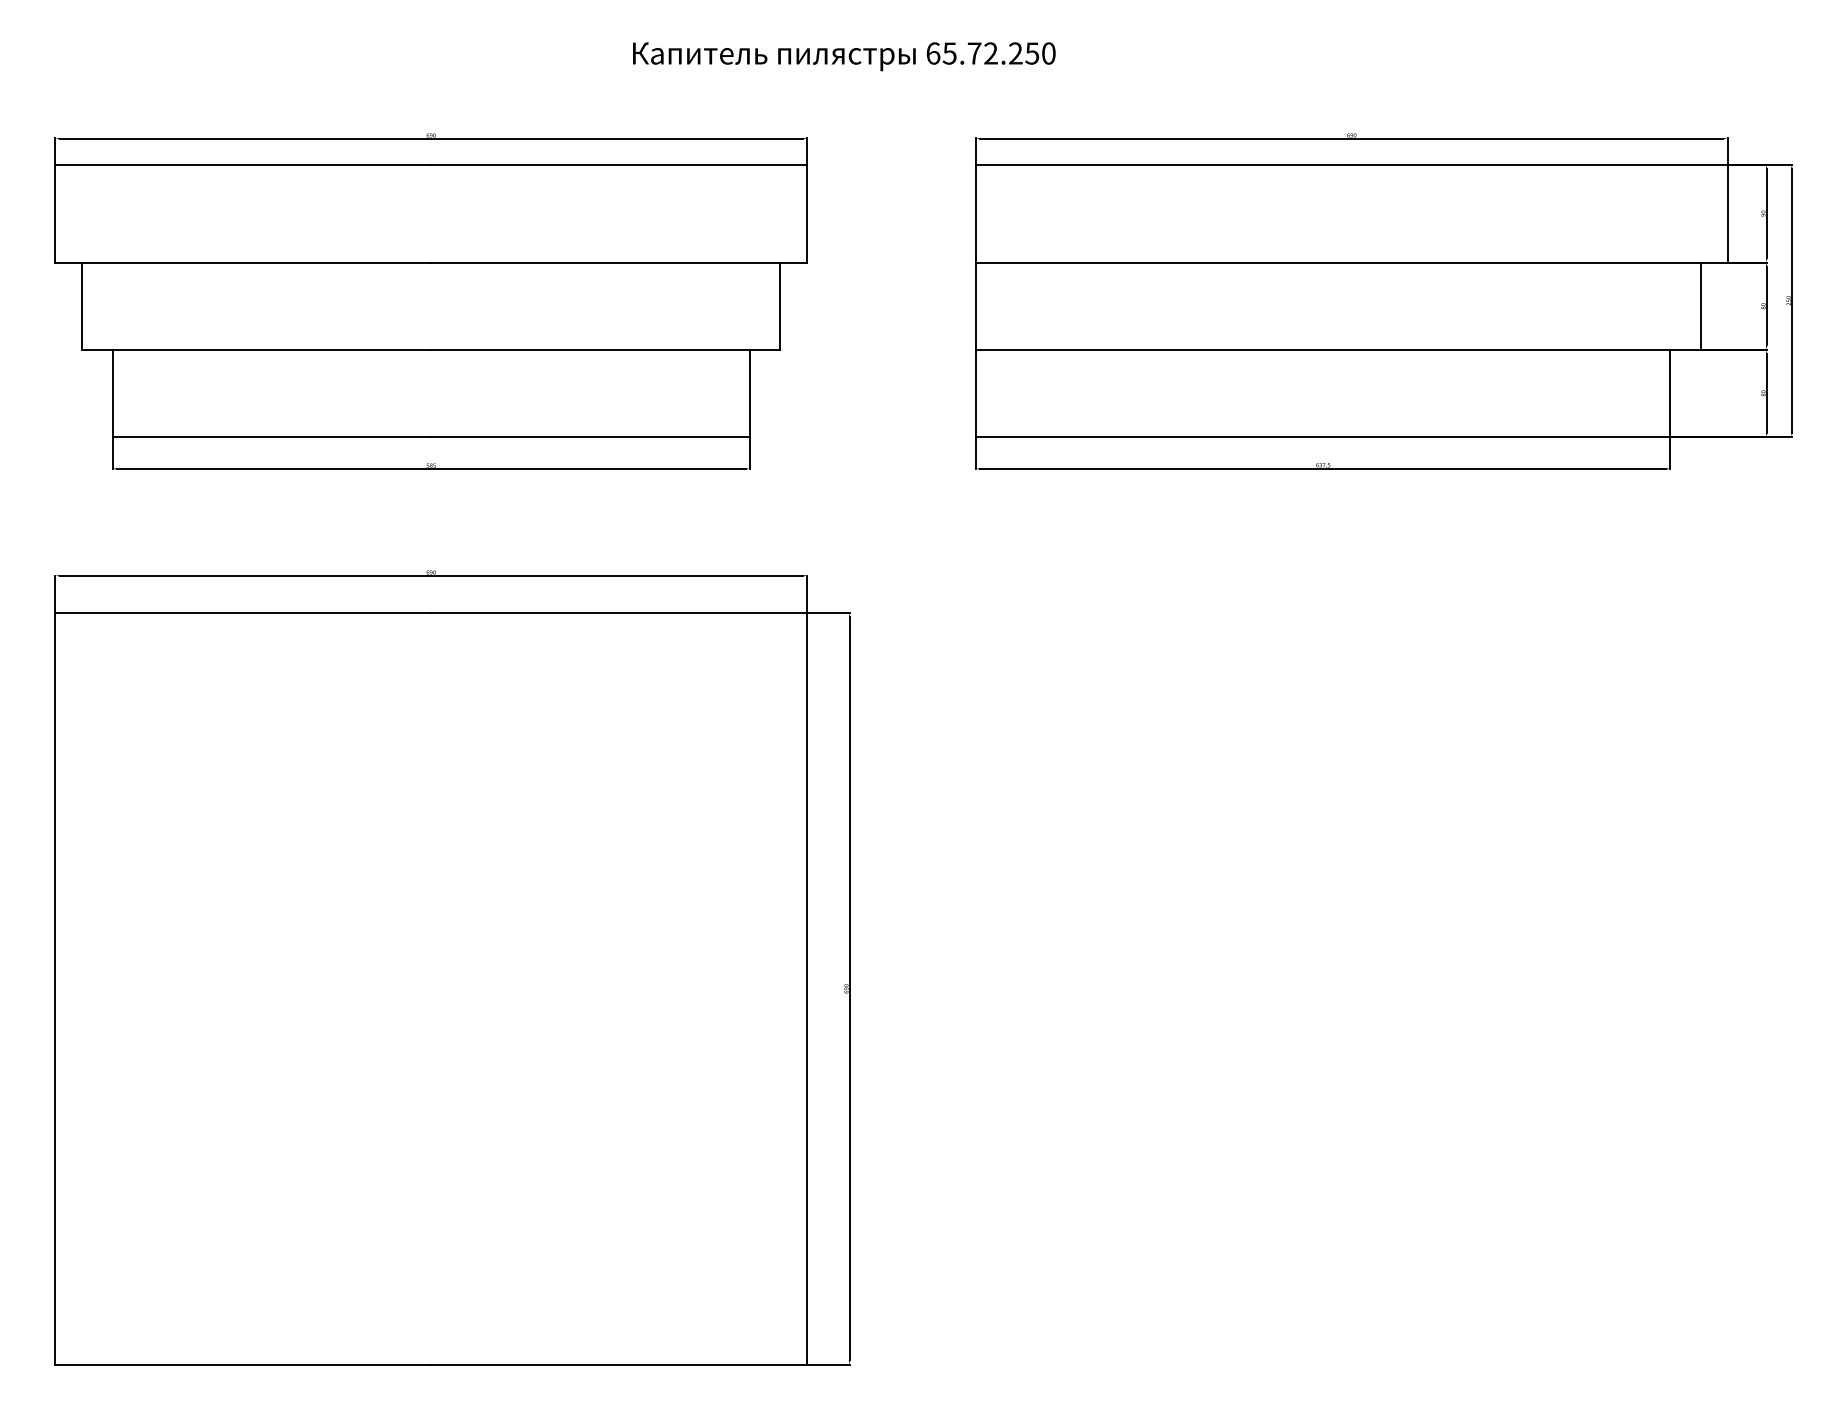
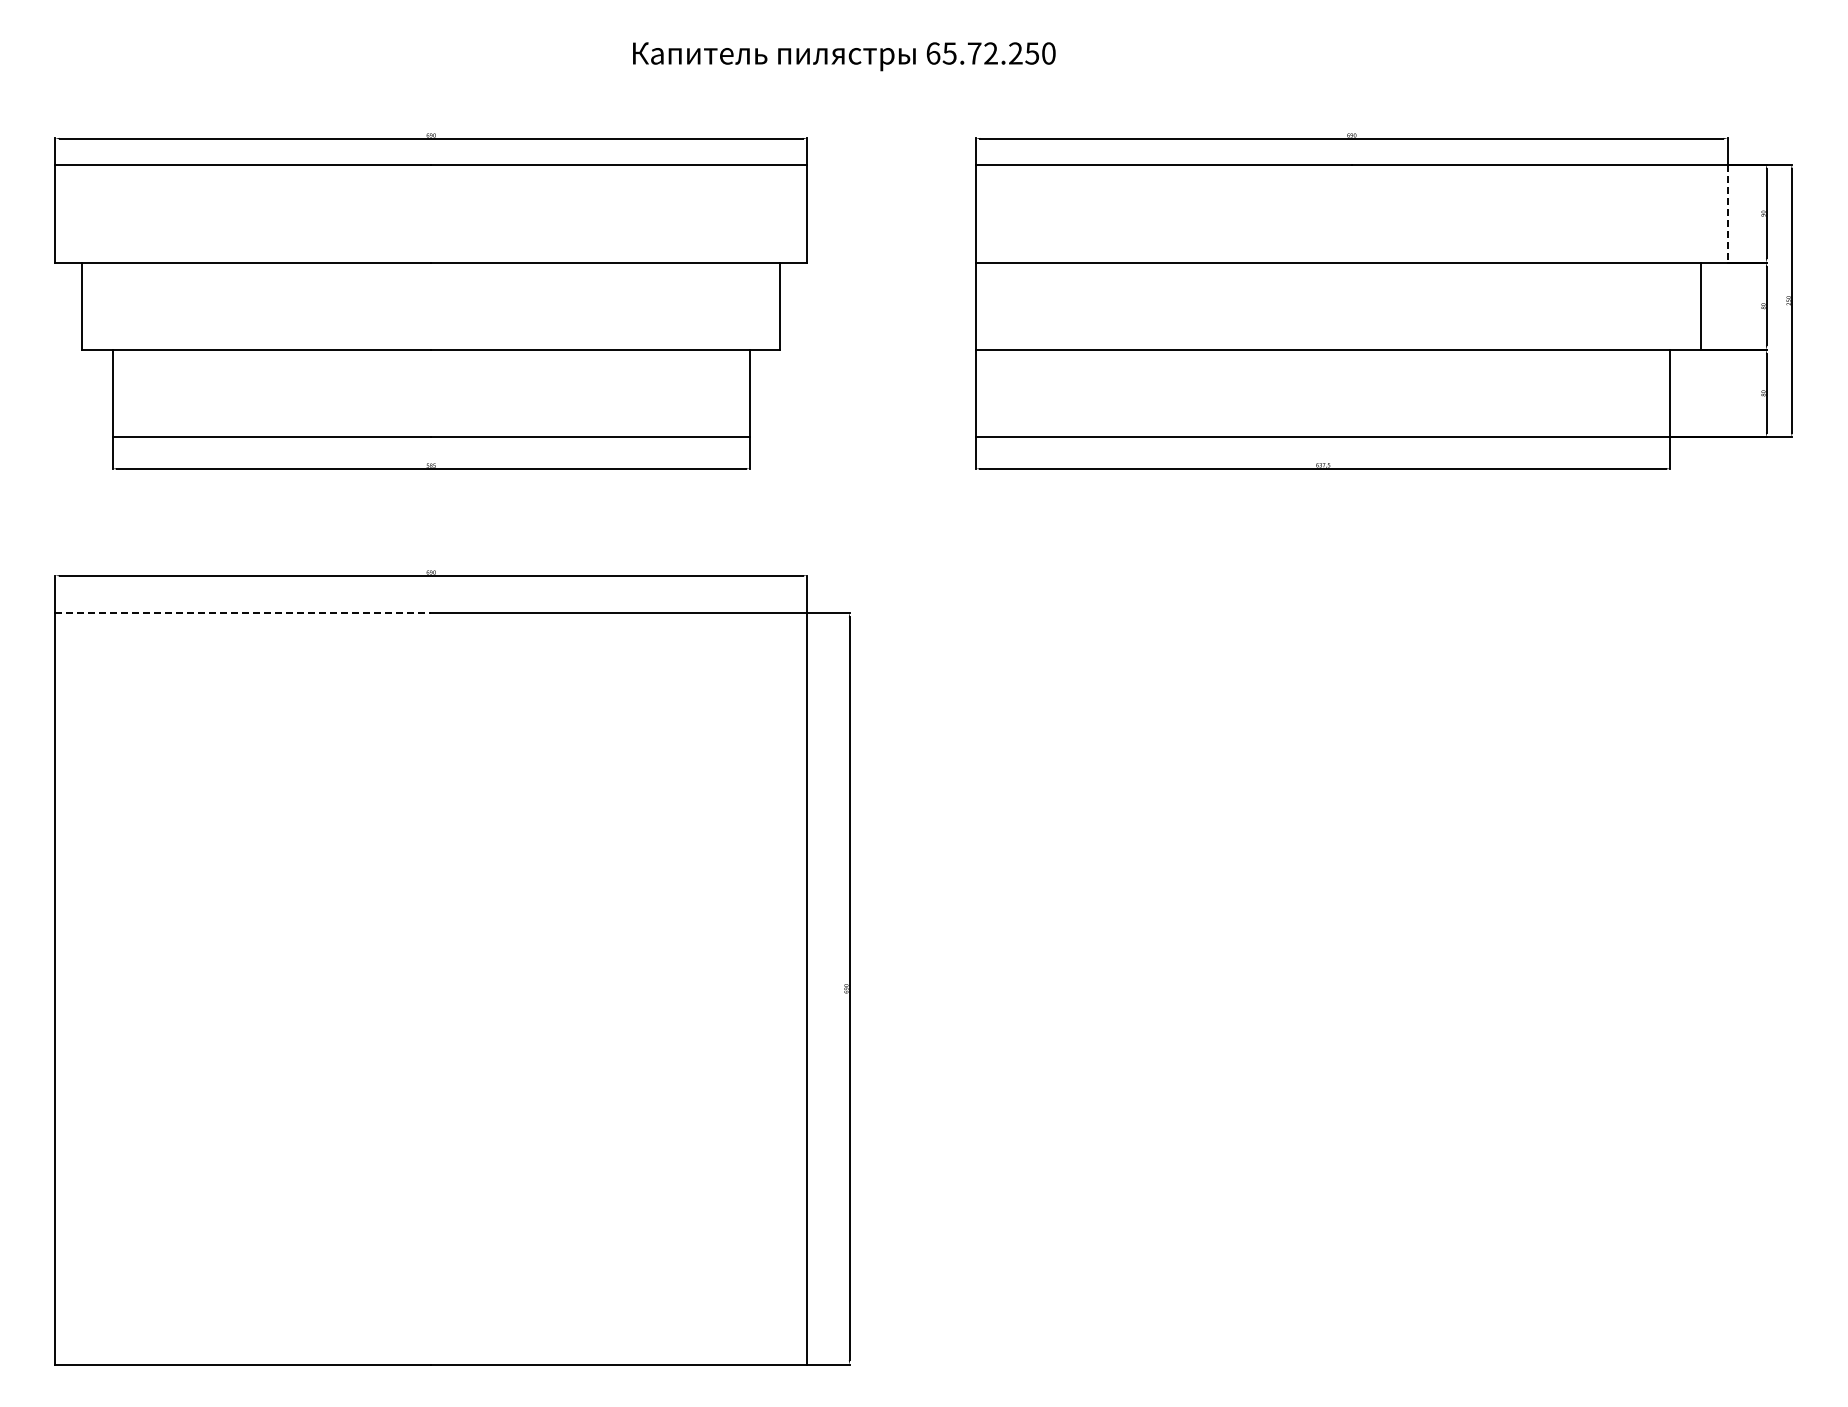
line: solid -> dashed (1727, 214)
line: solid -> dashed (243, 613)
